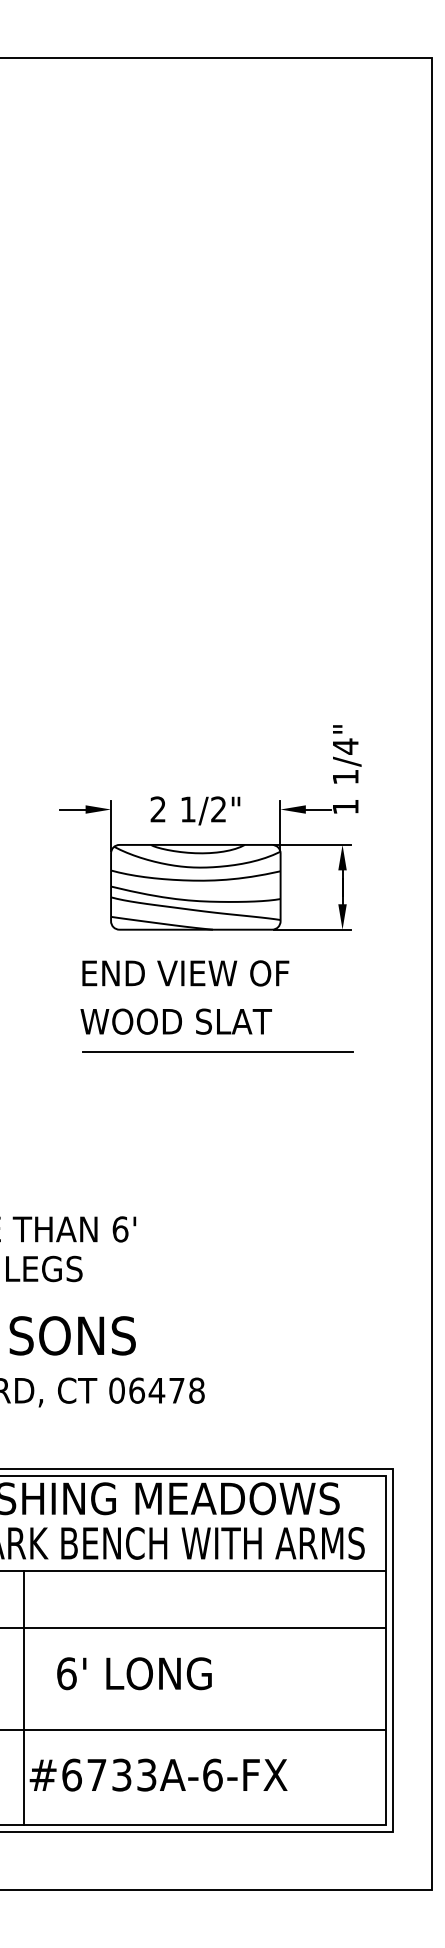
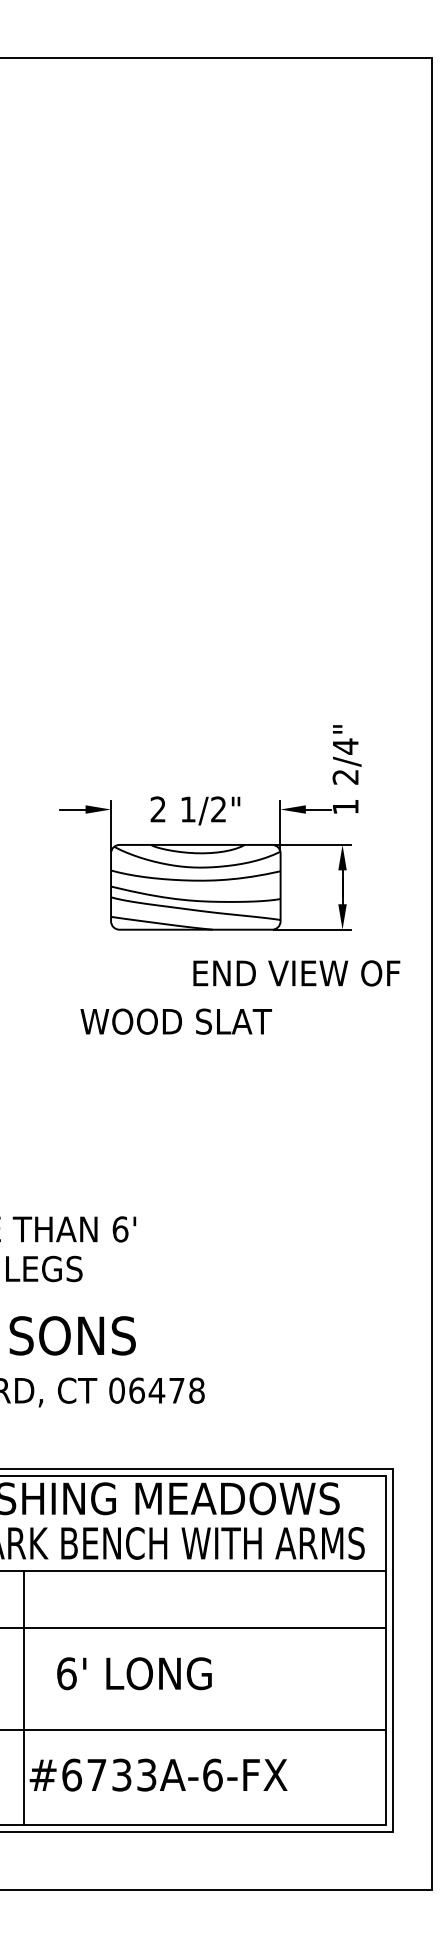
text: 1/4" -> 2/4" (345, 777)
text position: (185, 973) -> (296, 973) (296, 973)
line: present -> none (217, 1052)
